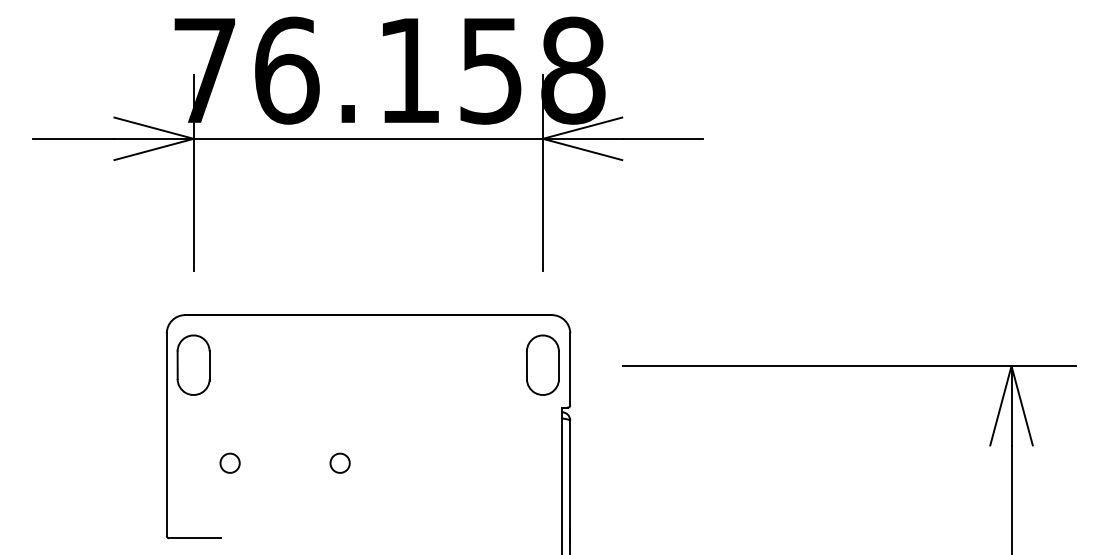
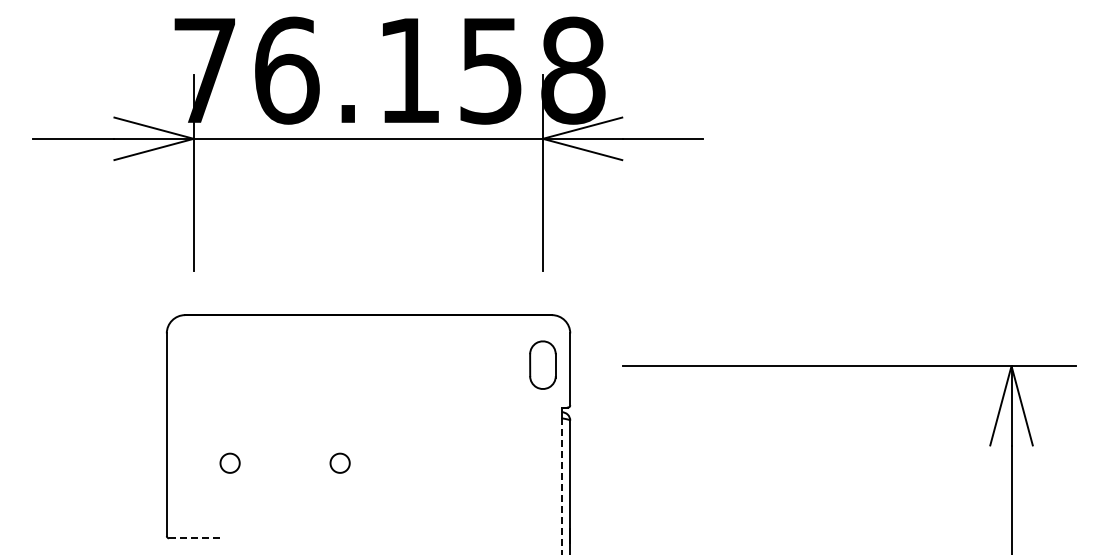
part: present -> none (193, 364)
part size: 34x62 px -> 28x50 px (542, 364)
line: solid -> dashed (561, 486)
line: solid -> dashed (195, 538)
